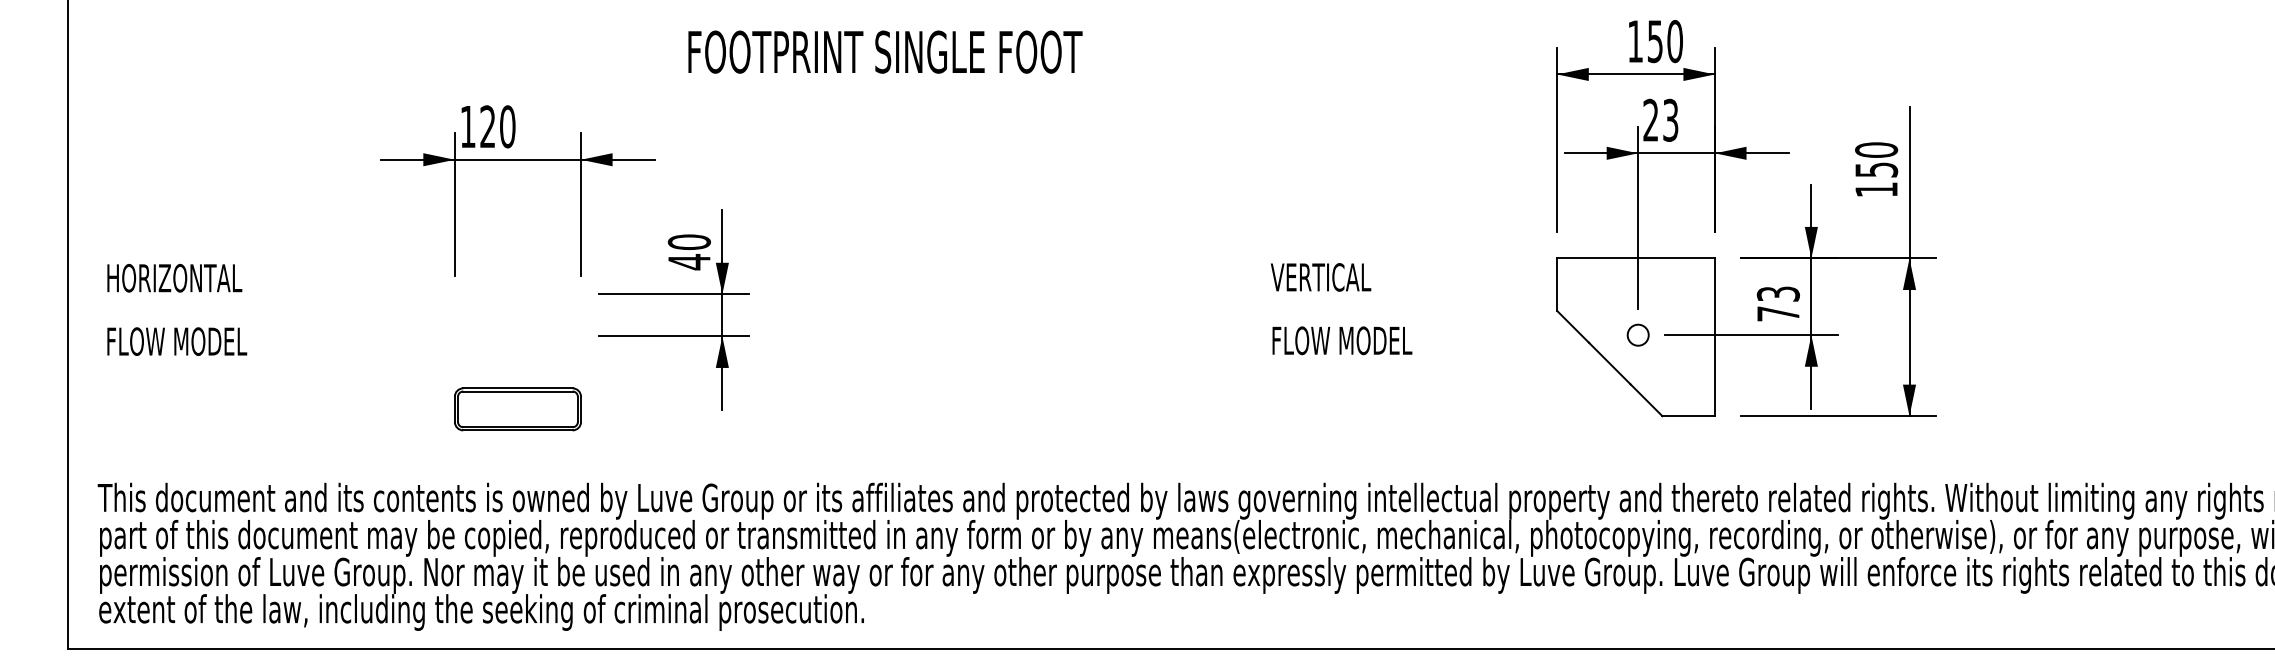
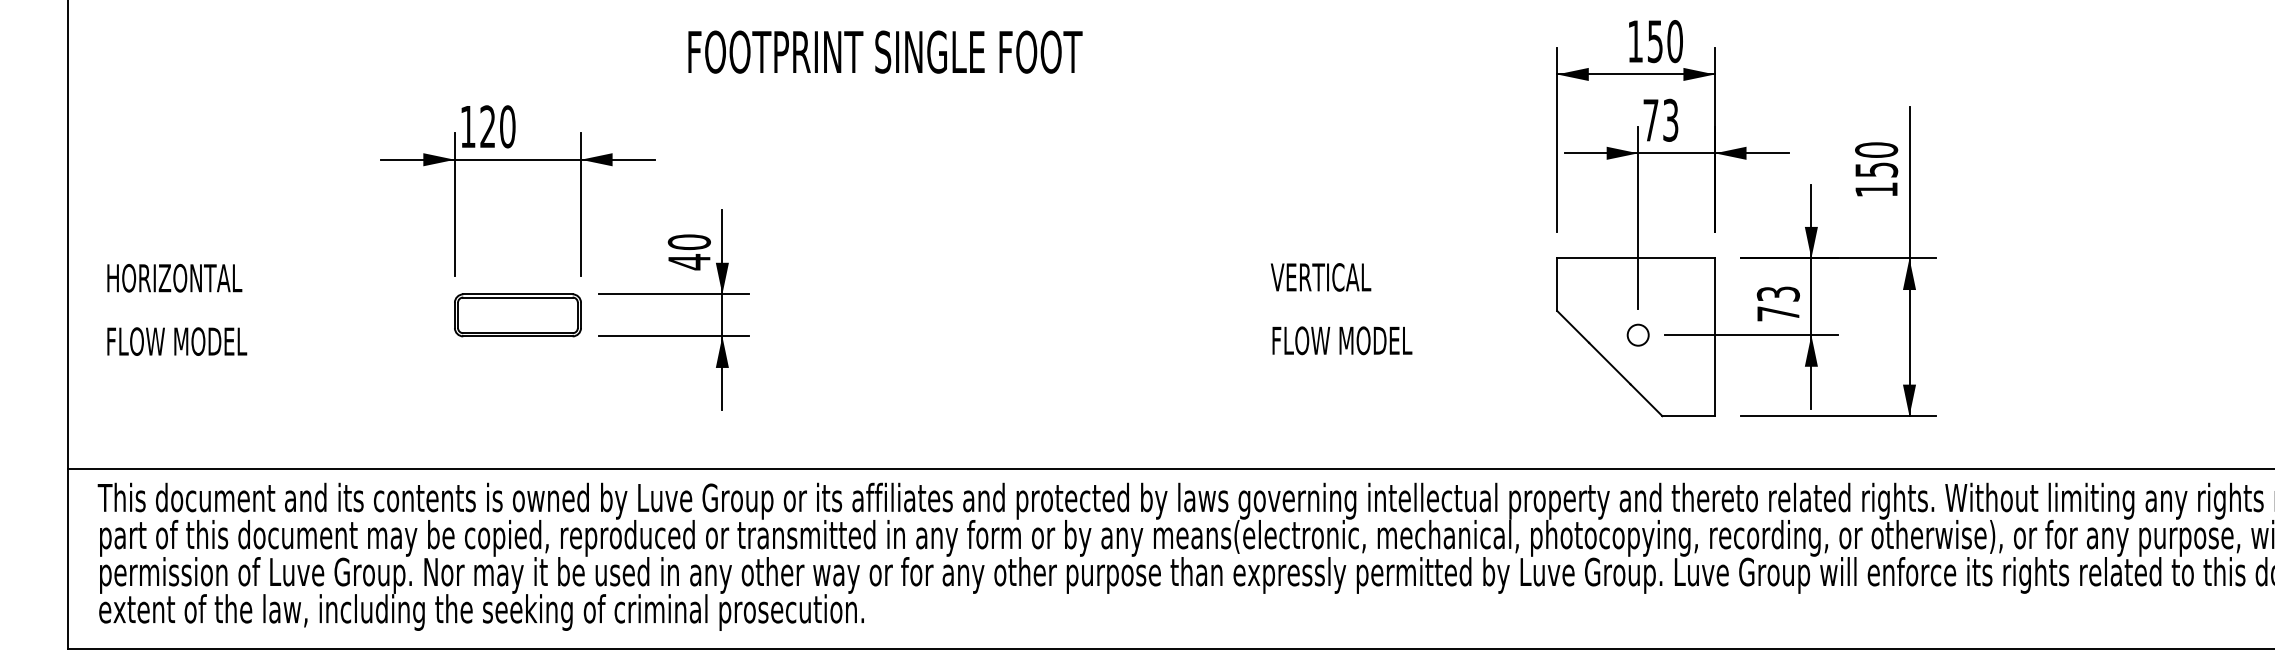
text: 23 -> 73 (1650, 119)
part position: (517, 409) -> (517, 315) (517, 315)
line: none -> present (1169, 468)
